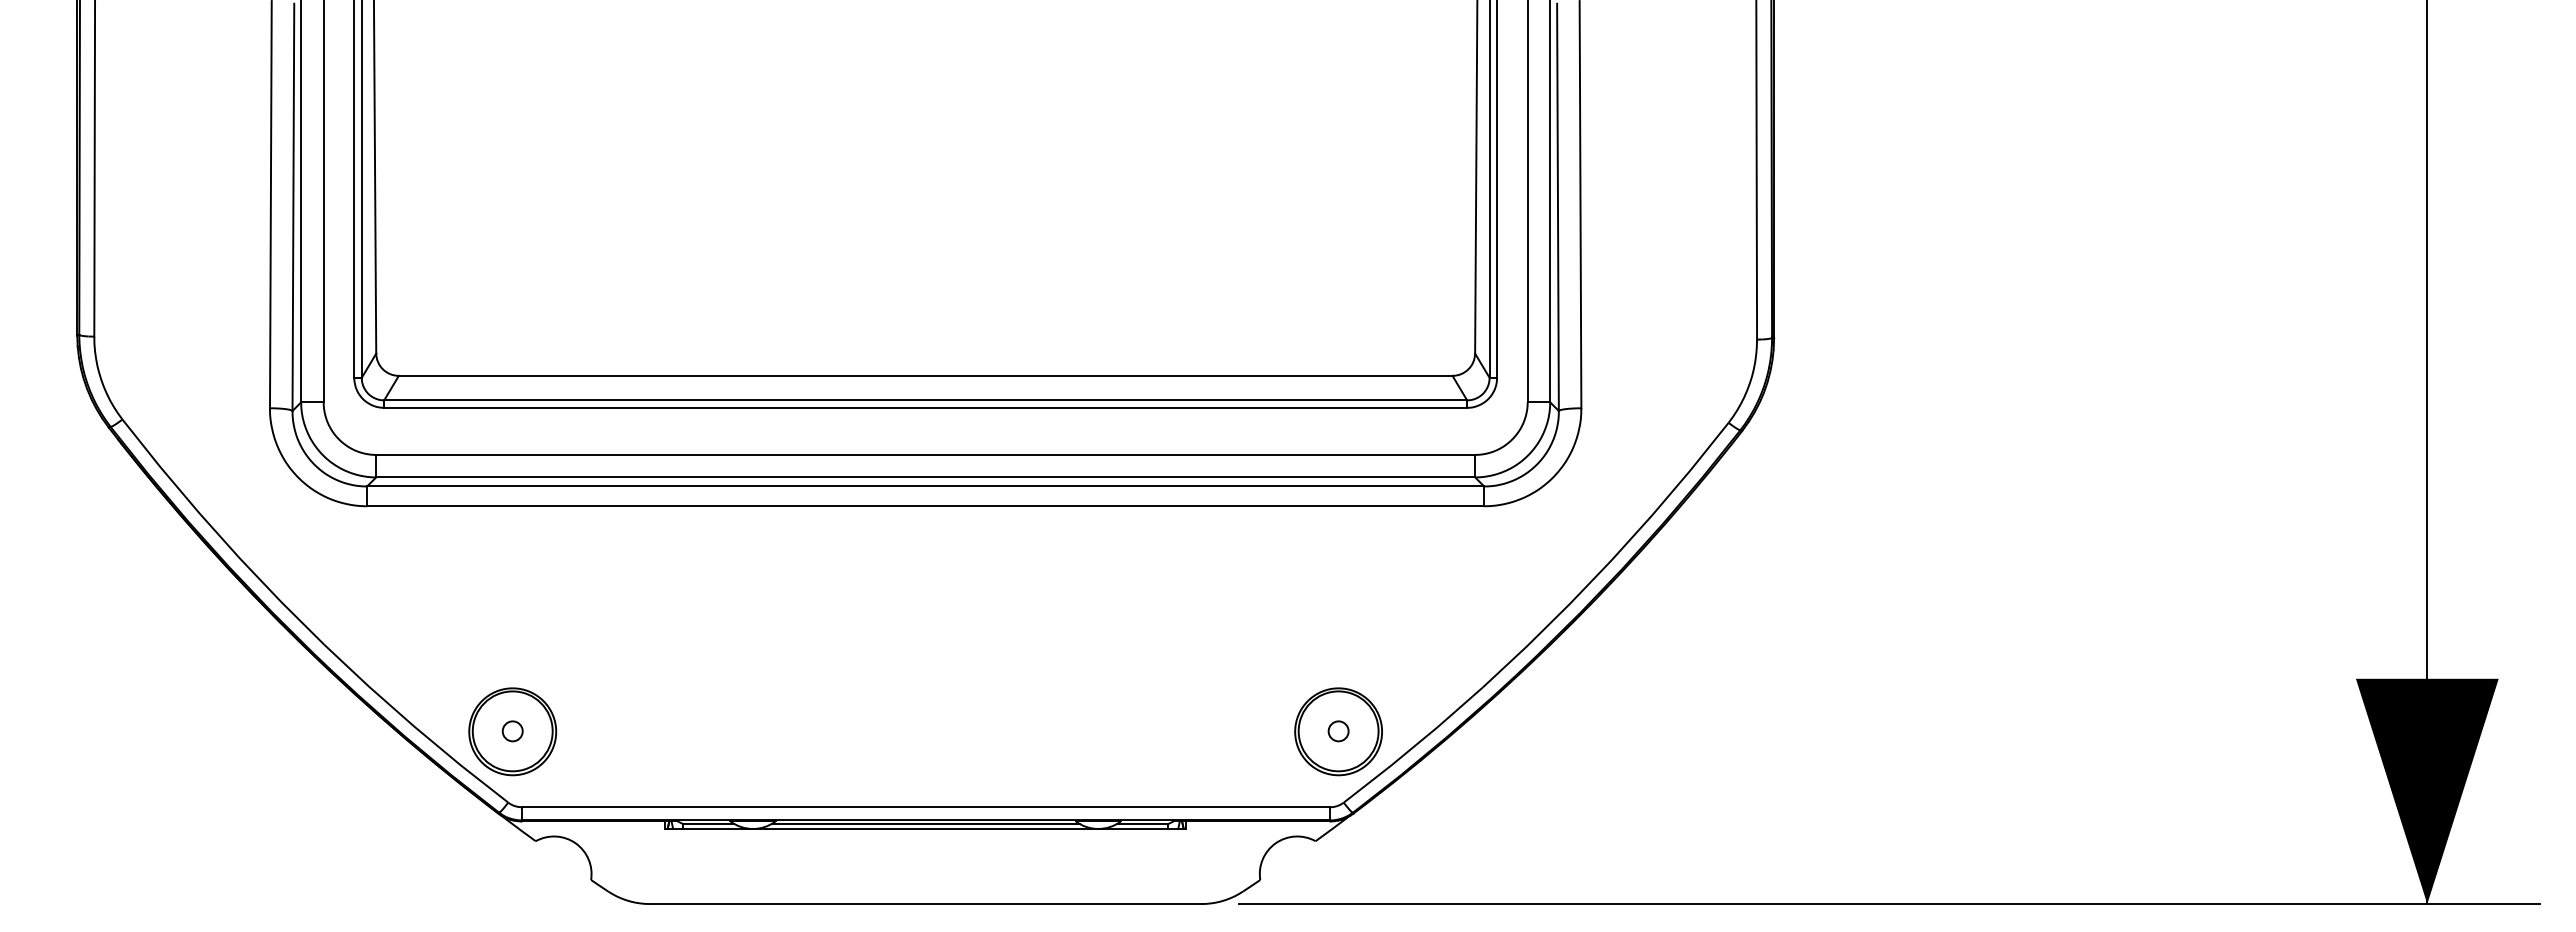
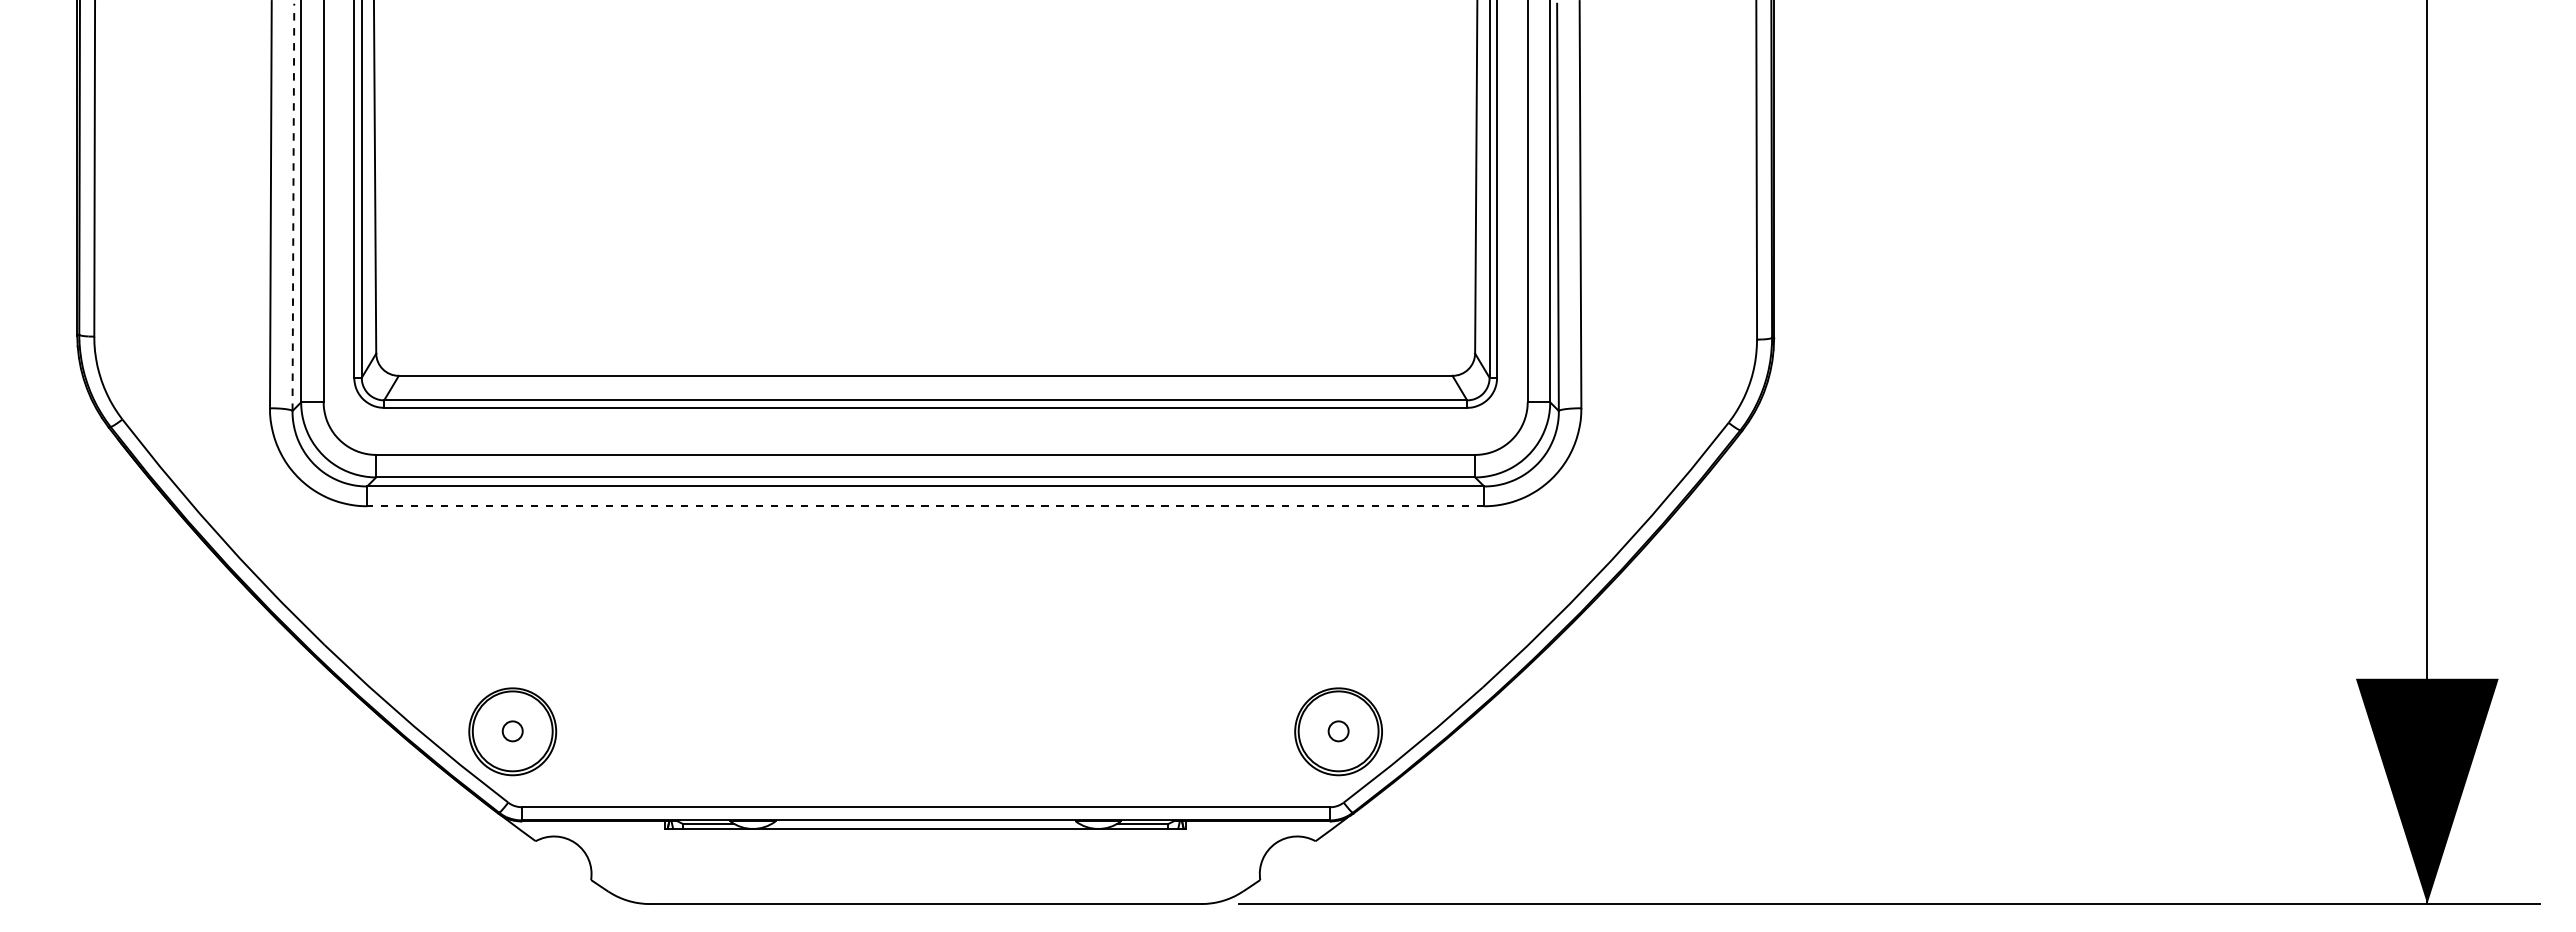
line: solid -> dashed (293, 207)
line: solid -> dashed (925, 506)
line: present -> none (925, 824)
